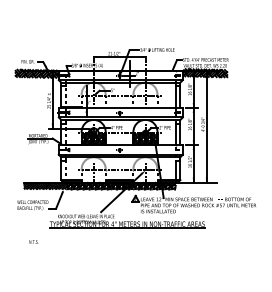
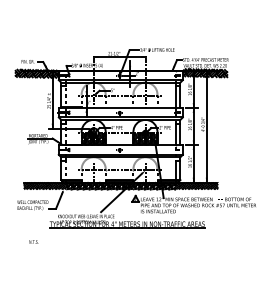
hatch: none -> present (196, 185)
